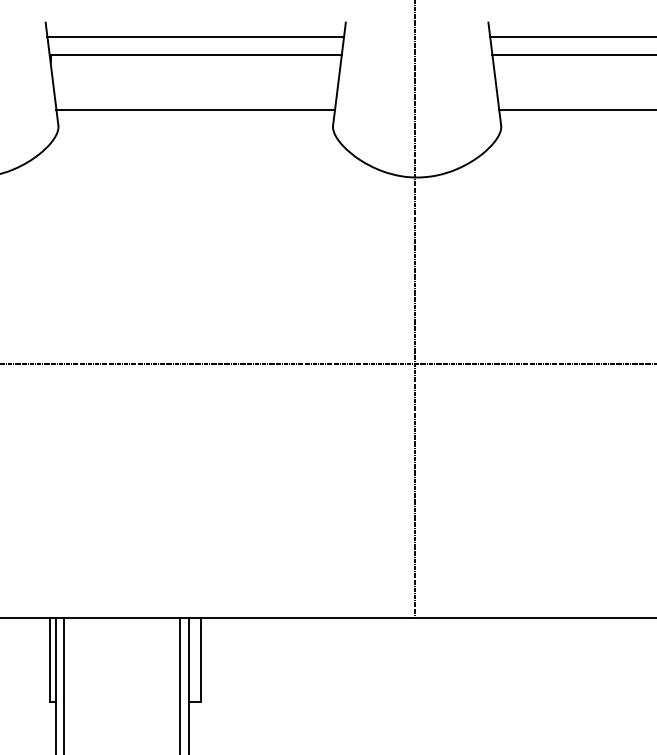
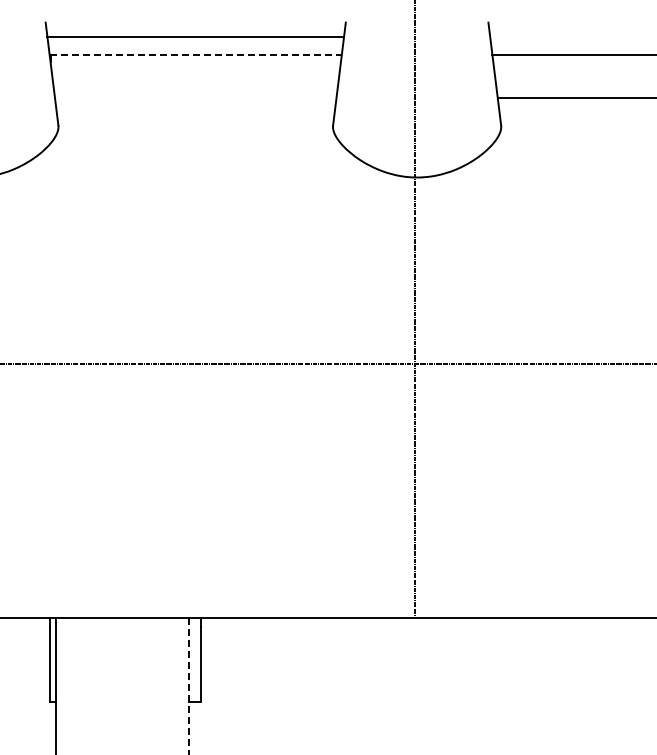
line: present -> none (571, 37)
line: solid -> dashed (196, 55)
line: present -> none (195, 109)
line position: (576, 109) -> (576, 97) (576, 97)
line: present -> none (64, 684)
line: present -> none (180, 684)
line: solid -> dashed (189, 686)
